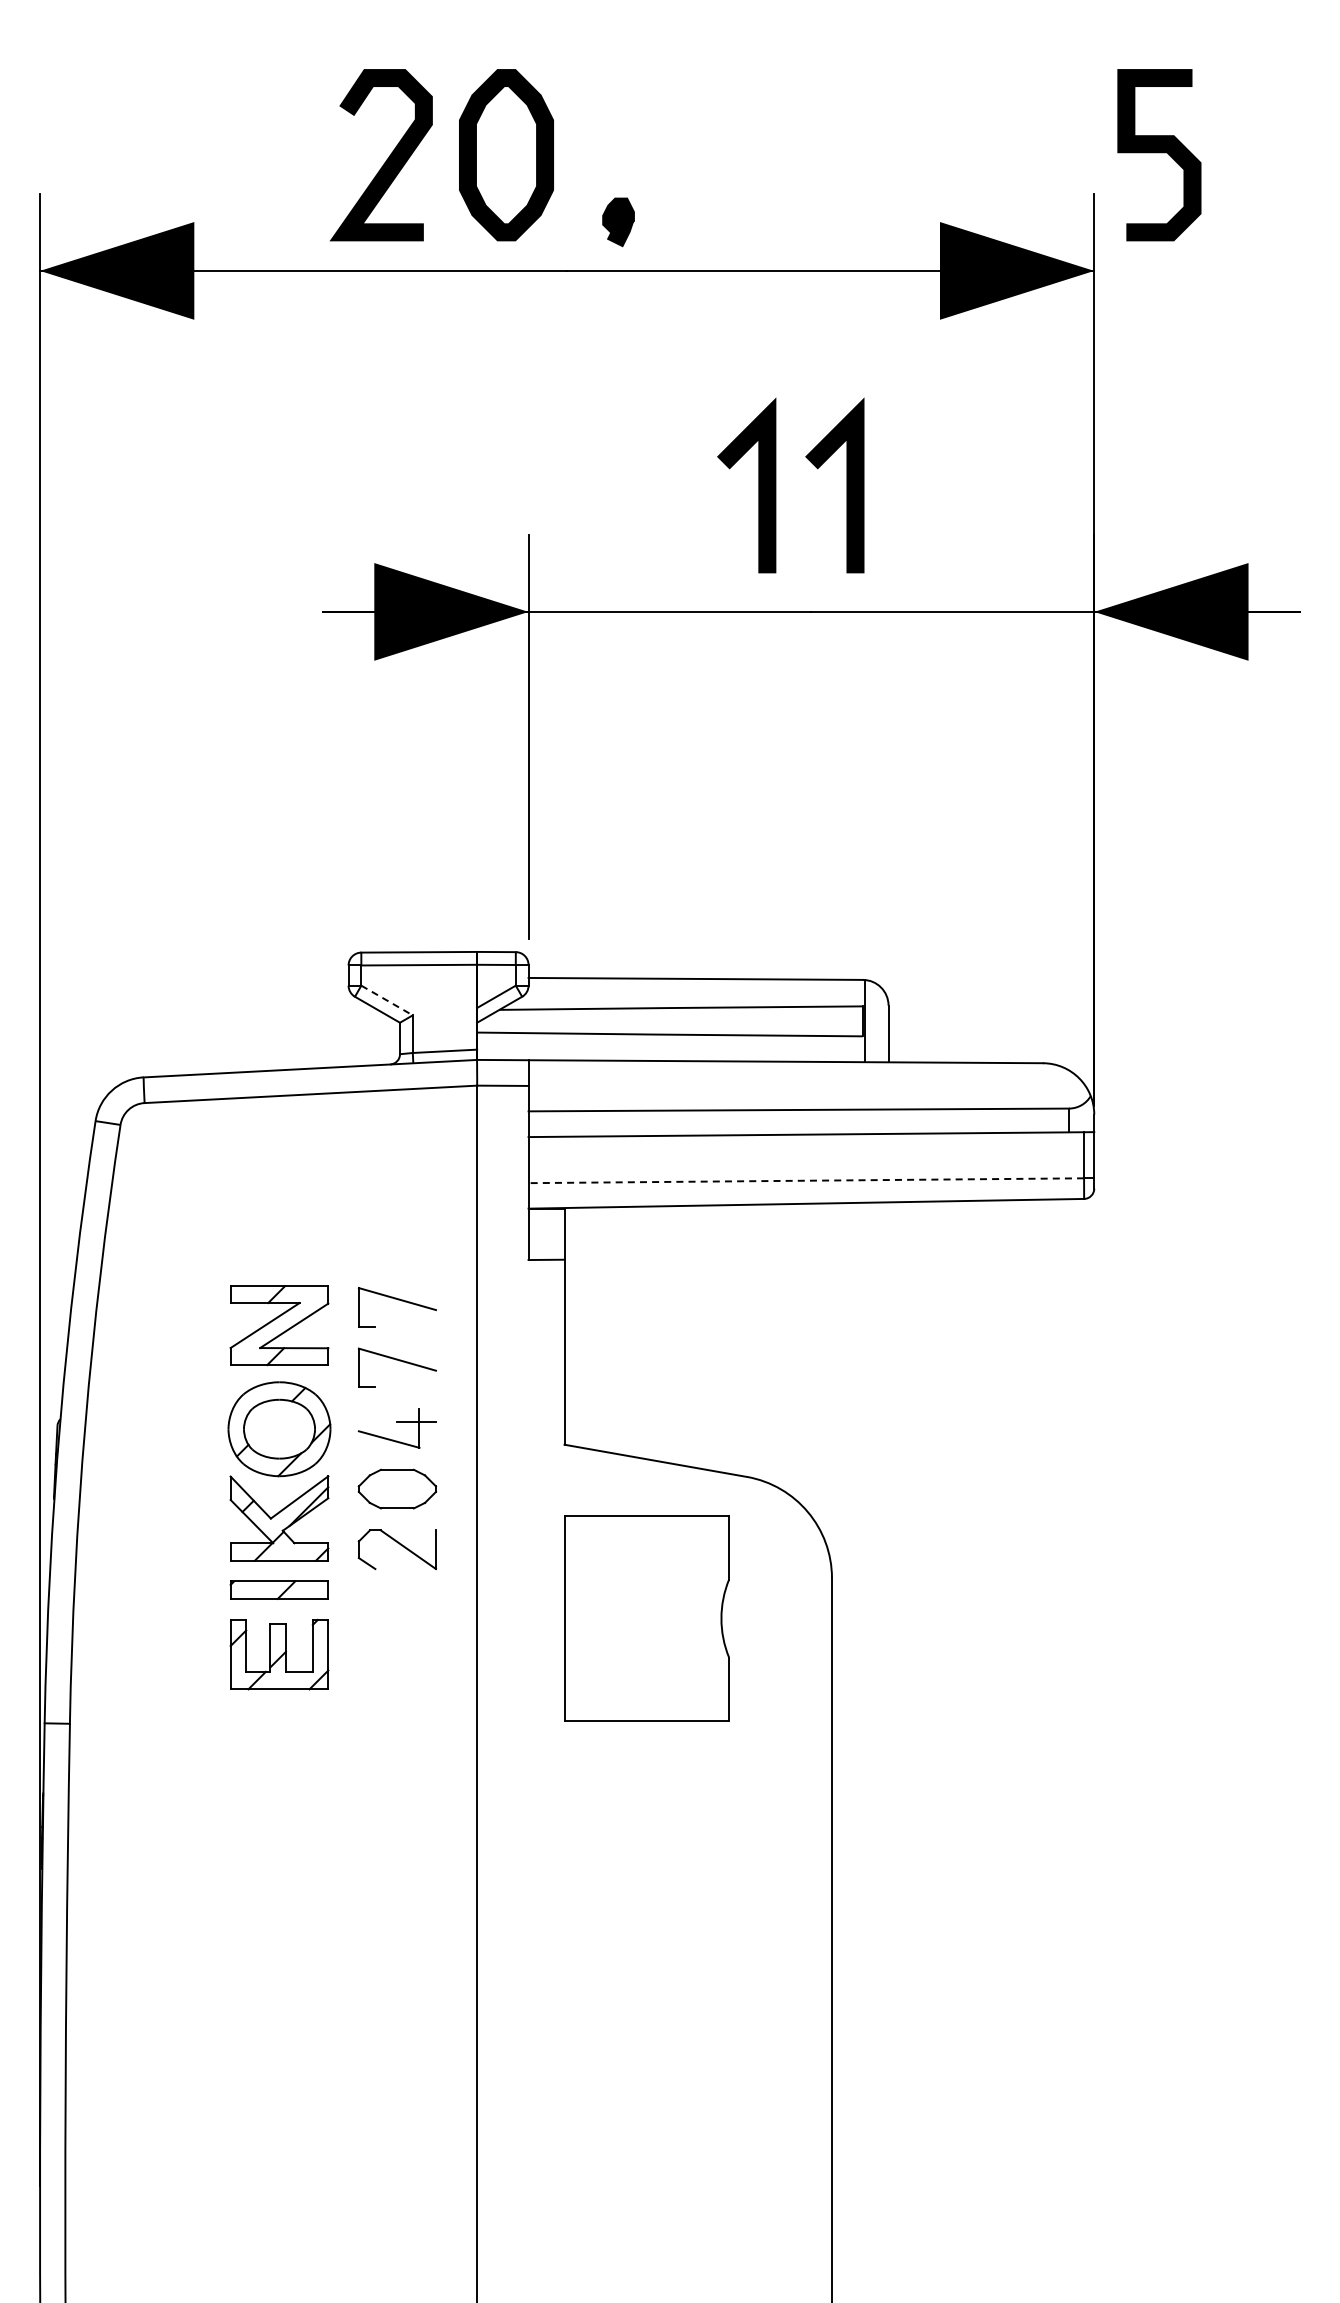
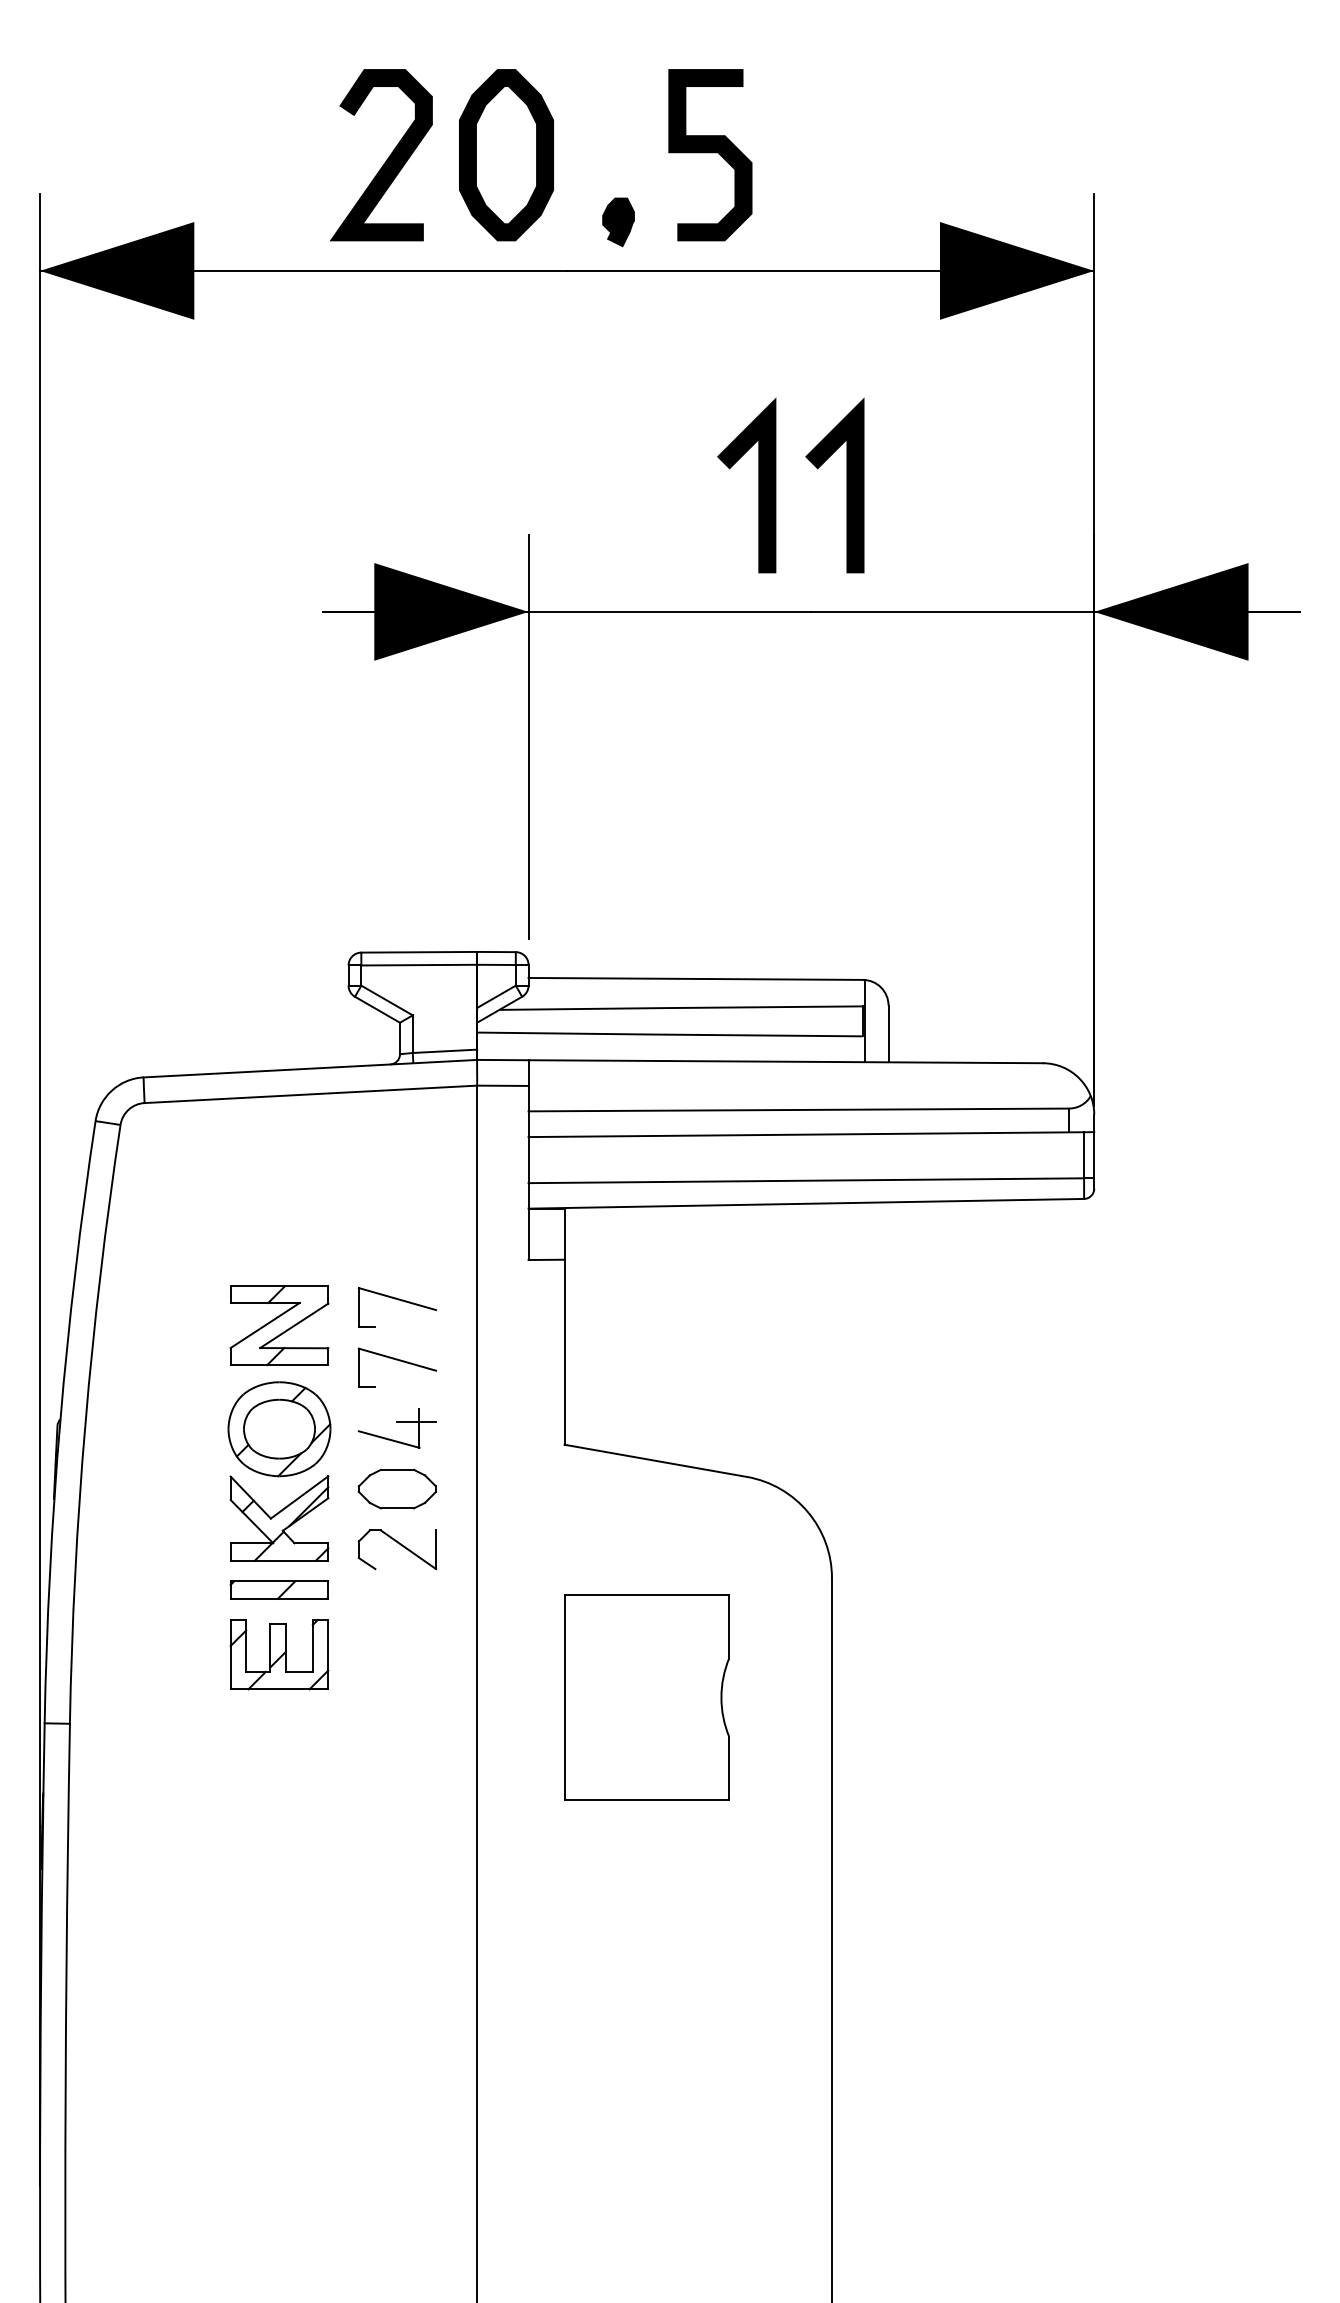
curve position: (1159, 153) -> (710, 153) (710, 153)
line: dashed -> solid (387, 1000)
line: dashed -> solid (806, 1180)
part position: (646, 1618) -> (646, 1697) (646, 1697)
